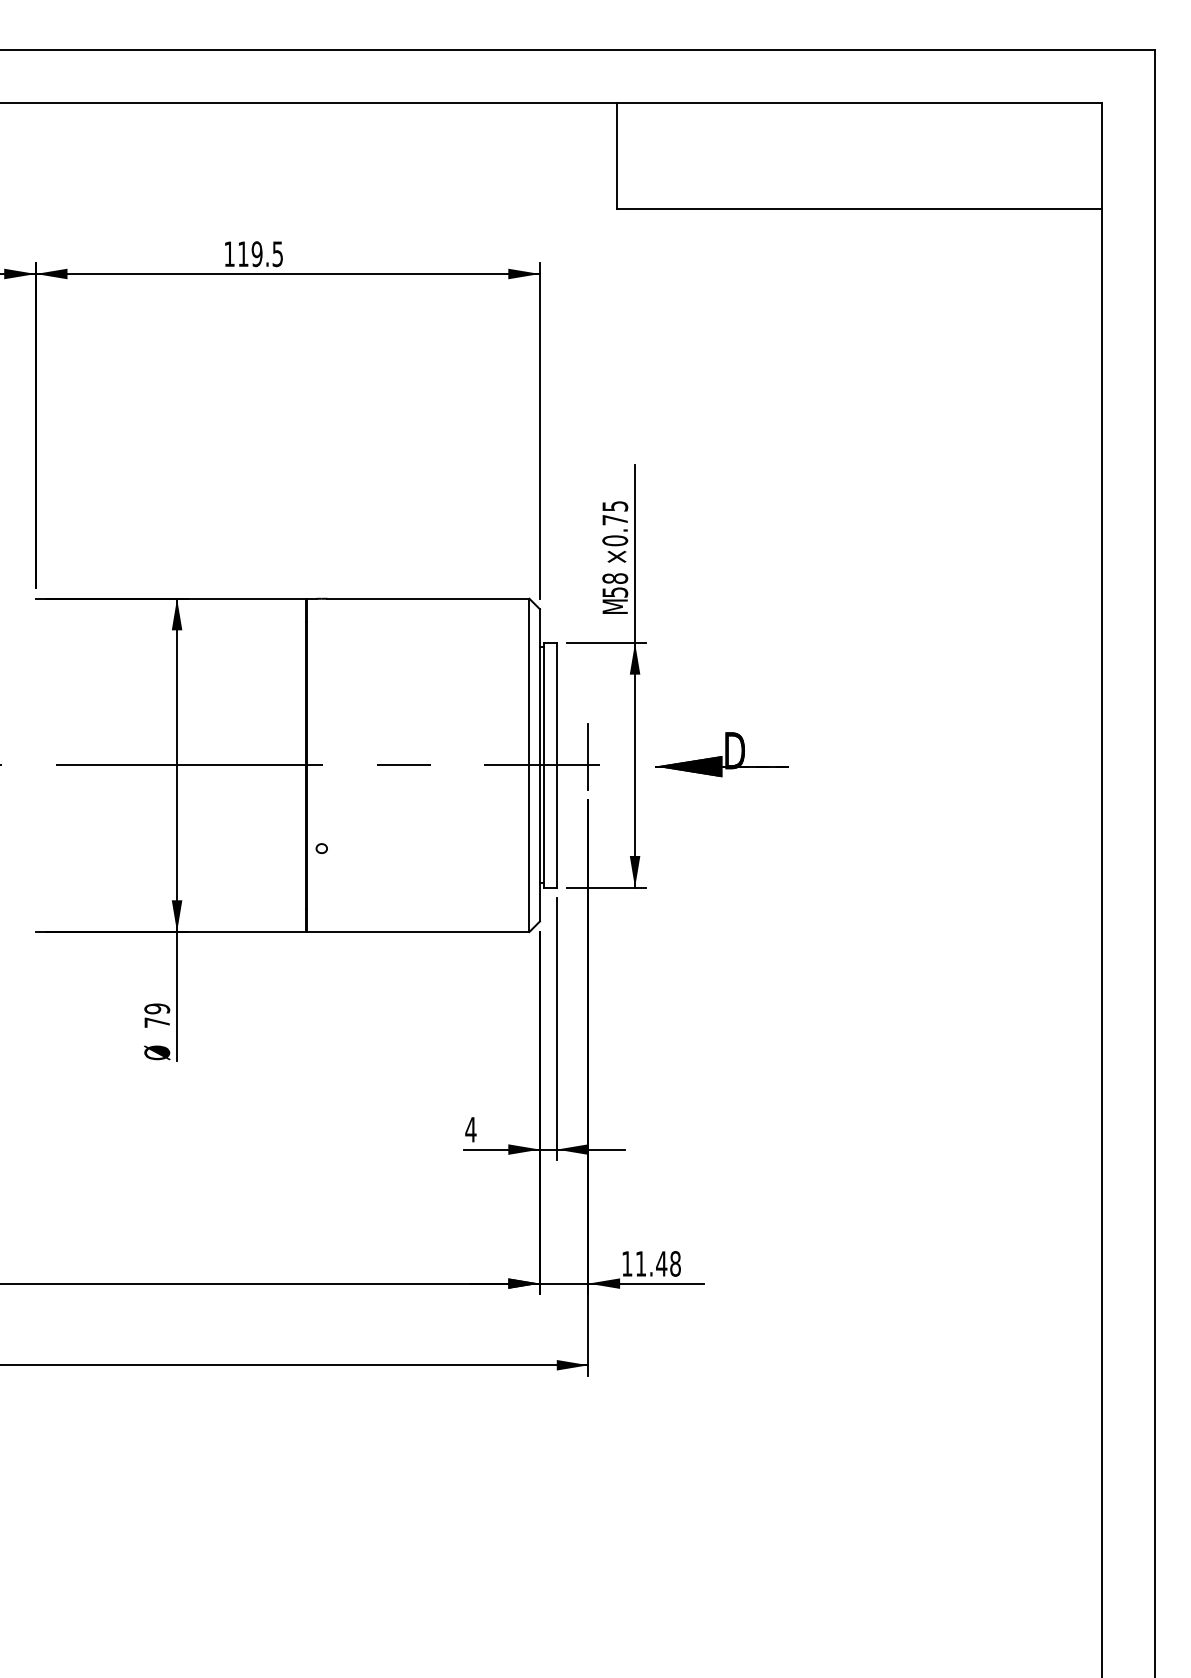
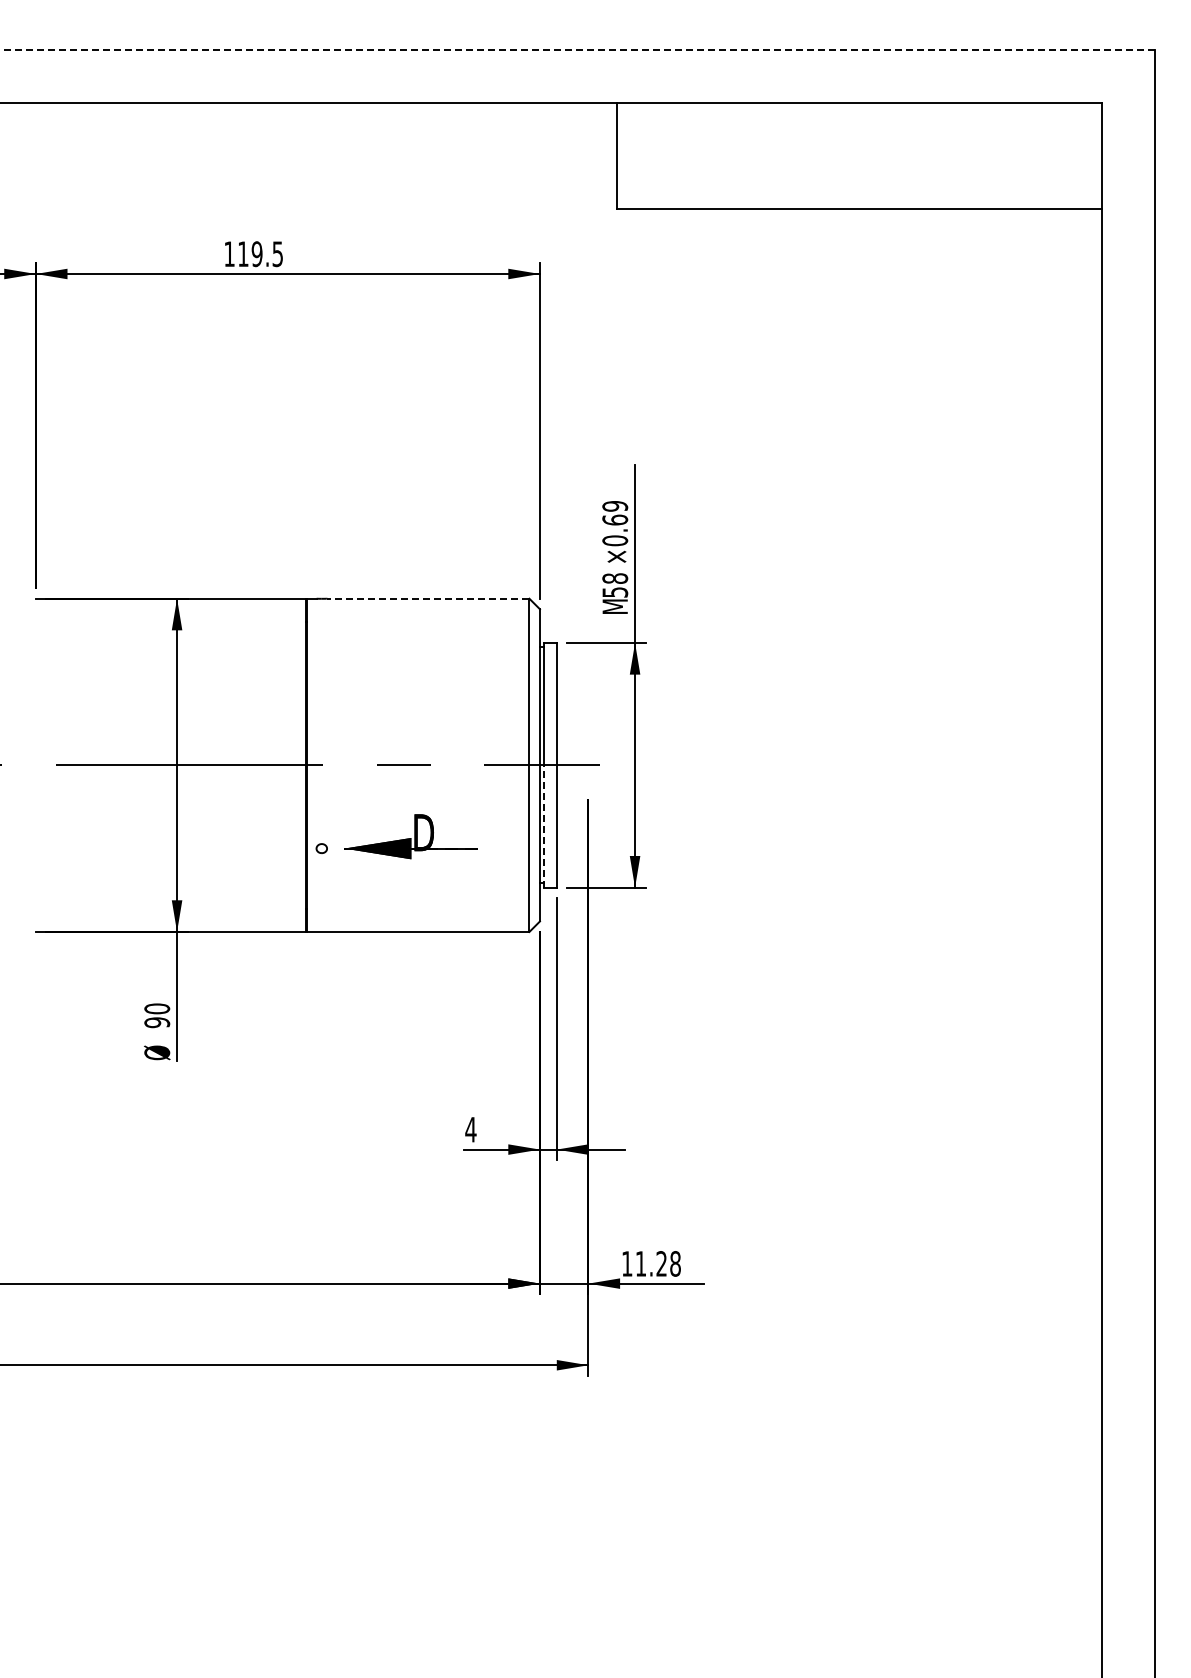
line: solid -> dashed (578, 50)
text: ×0.75 -> ×0.69 (615, 513)
line: solid -> dashed (427, 598)
part position: (721, 754) -> (410, 836) (410, 836)
line: present -> none (588, 756)
line: solid -> dashed (544, 826)
text: 79 -> 90 (157, 1015)
text: 11.48 -> 11.28 (661, 1263)
